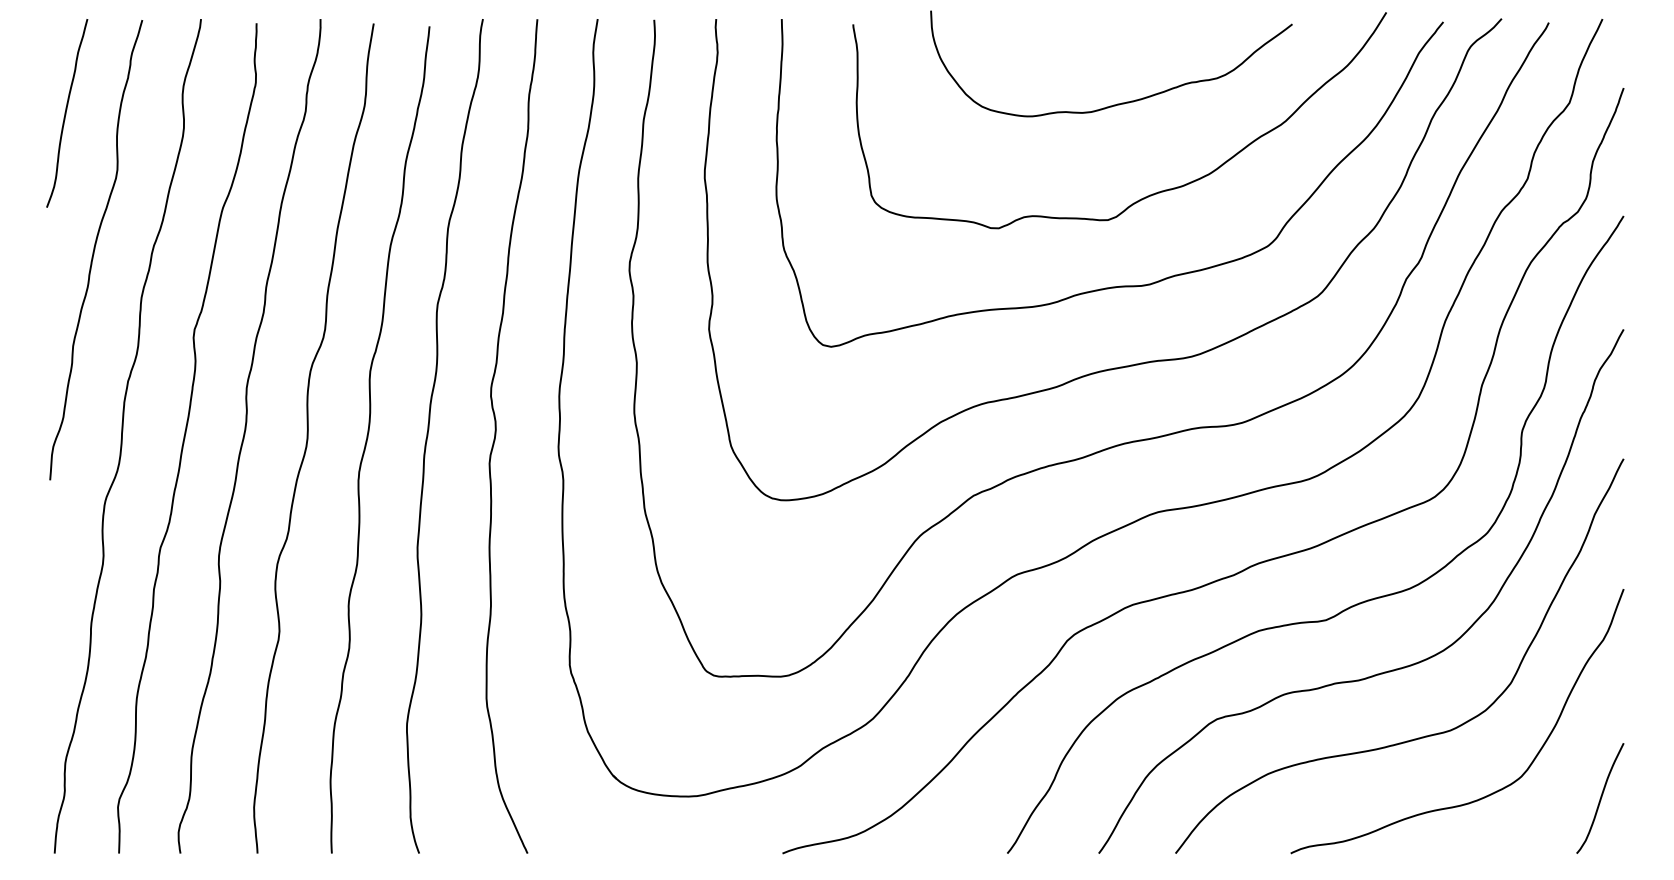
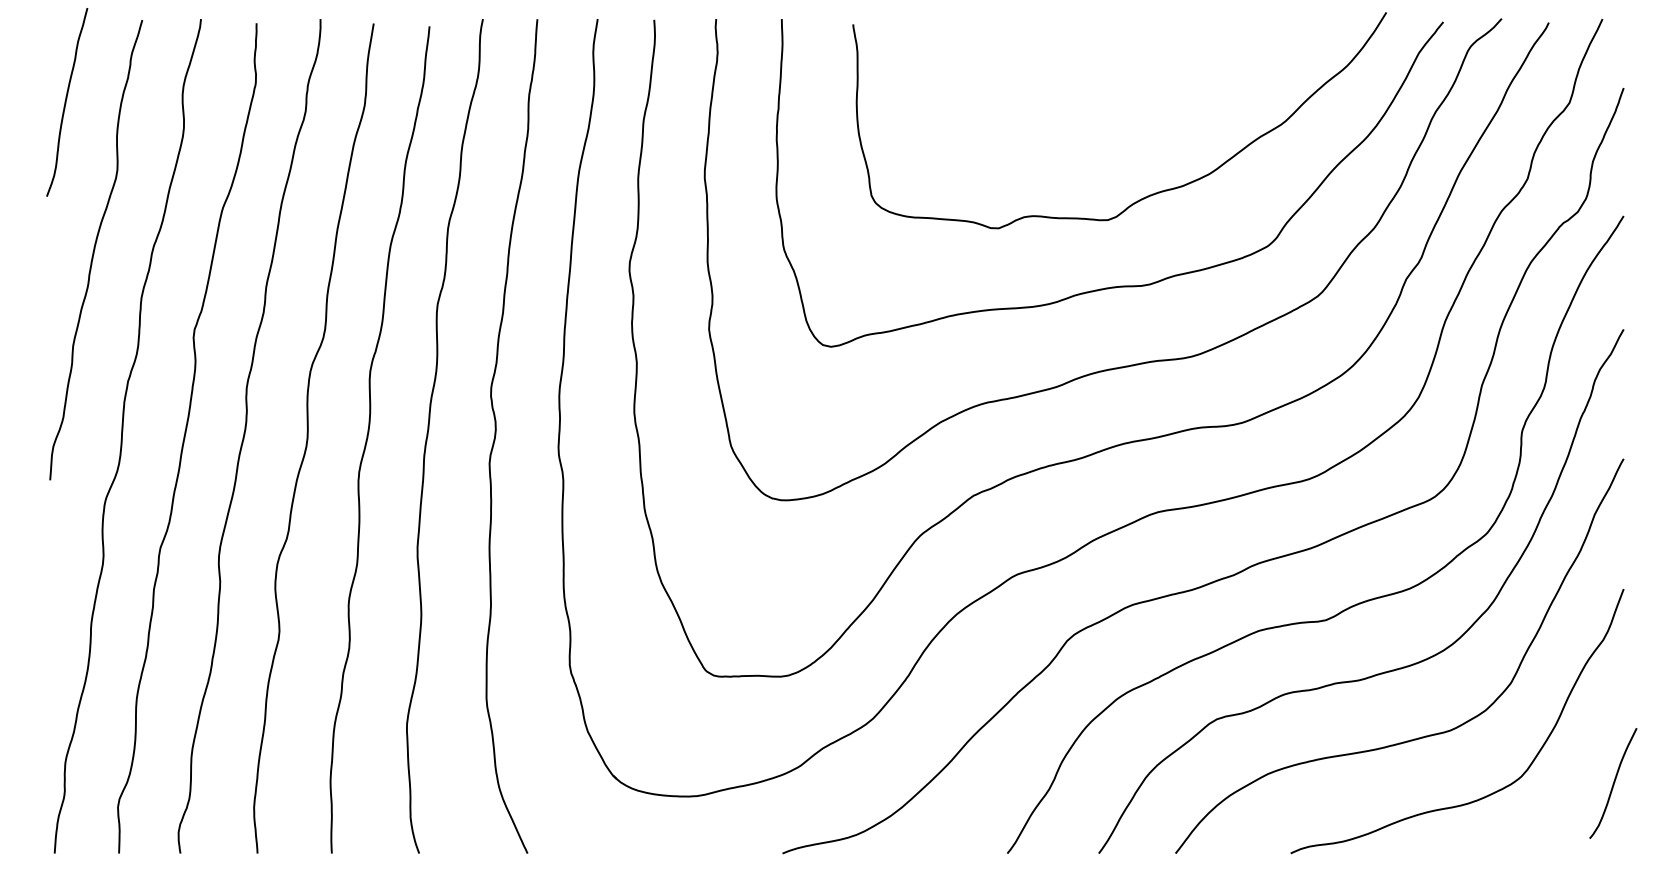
curve: present -> none (1117, 103)
curve position: (66, 113) -> (66, 102) (66, 102)
curve position: (1600, 798) -> (1613, 783) (1613, 783)
